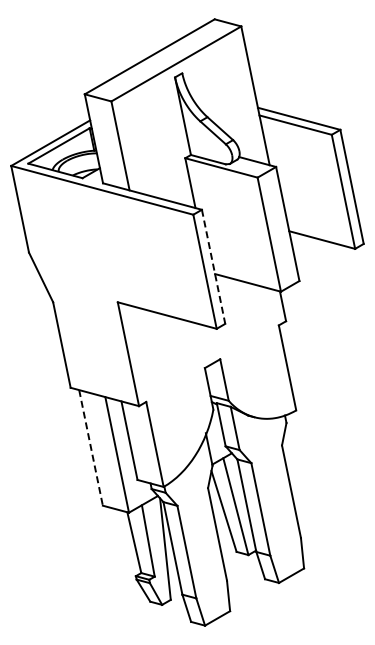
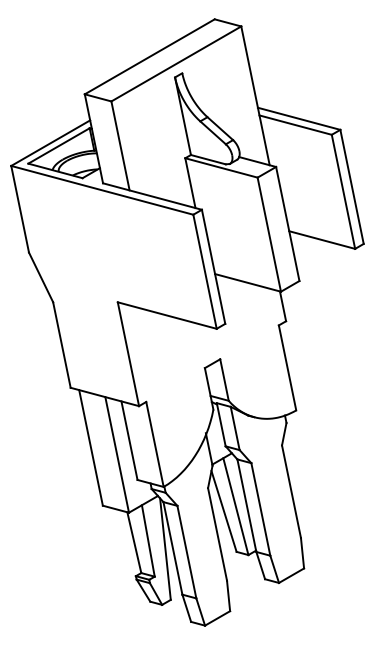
line: dashed -> solid (213, 267)
line: dashed -> solid (91, 447)
